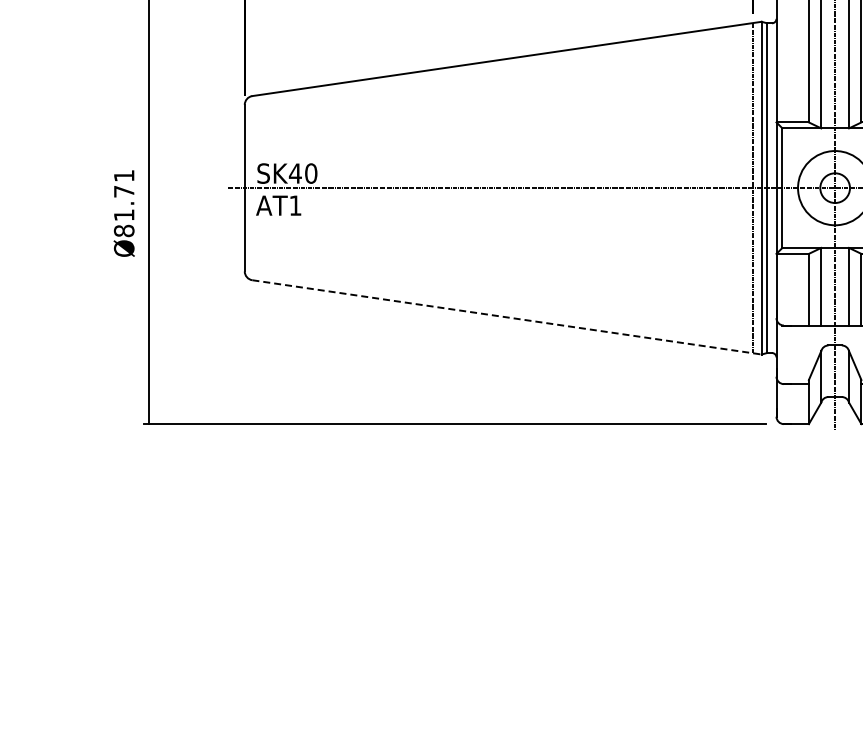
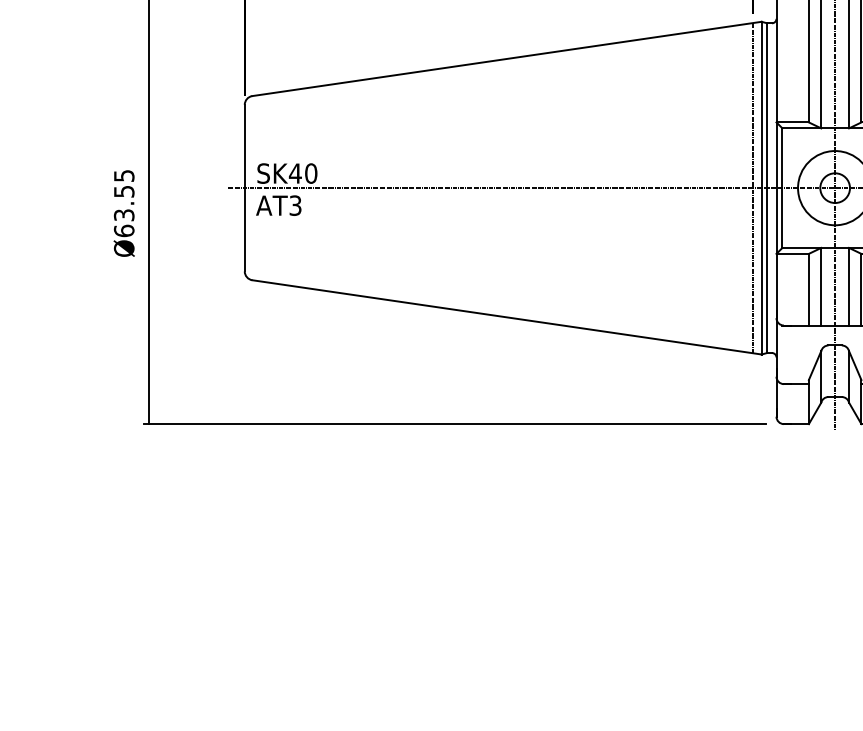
text: Ø81.71 -> Ø63.55 (123, 203)
text: AT1 -> AT3 (295, 205)
line: dashed -> solid (507, 317)
